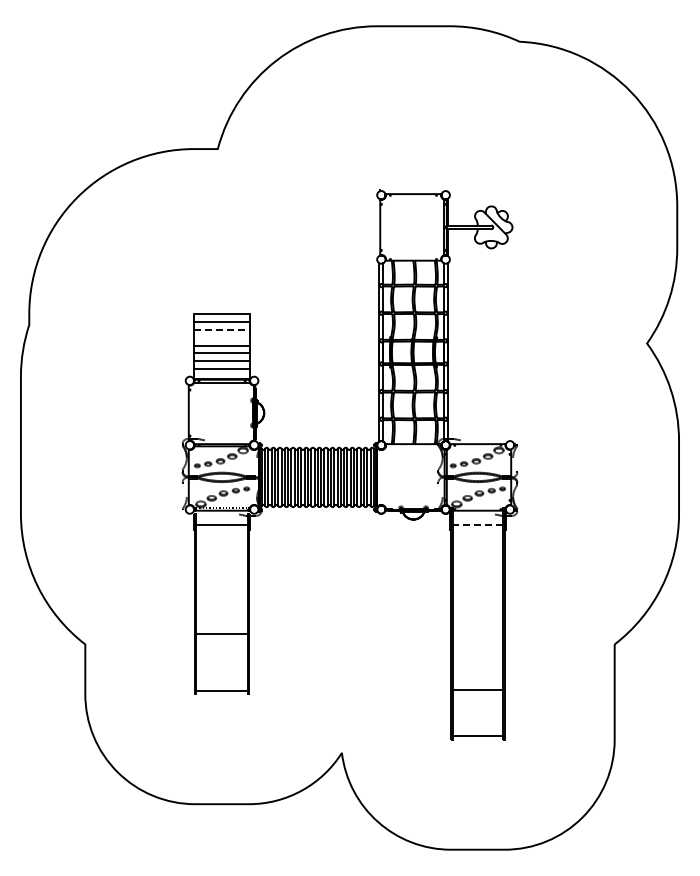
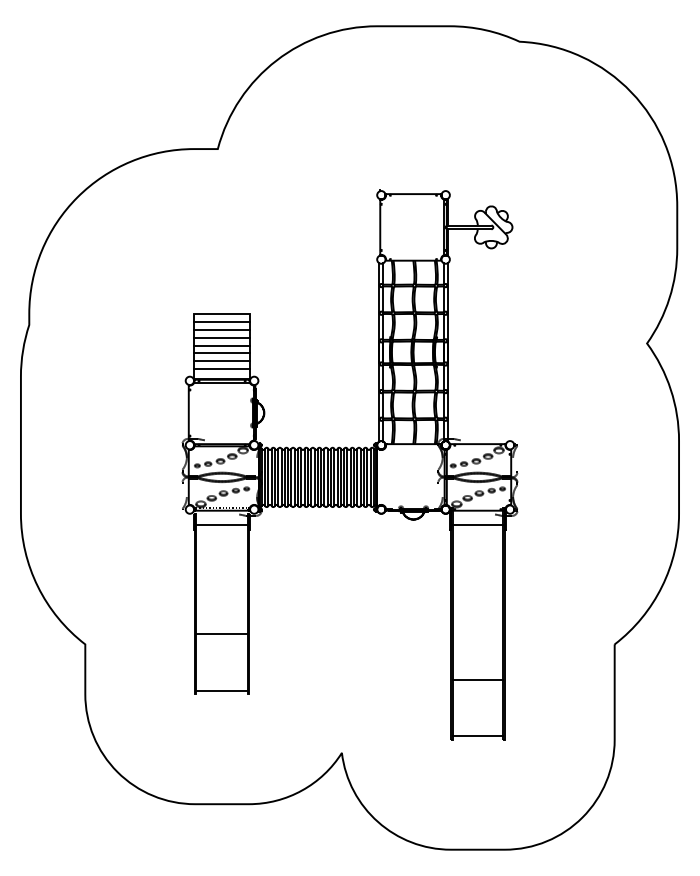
line: dashed -> solid (222, 329)
line: none -> present (222, 337)
line: dashed -> solid (477, 524)
line position: (477, 689) -> (477, 679) (477, 679)
